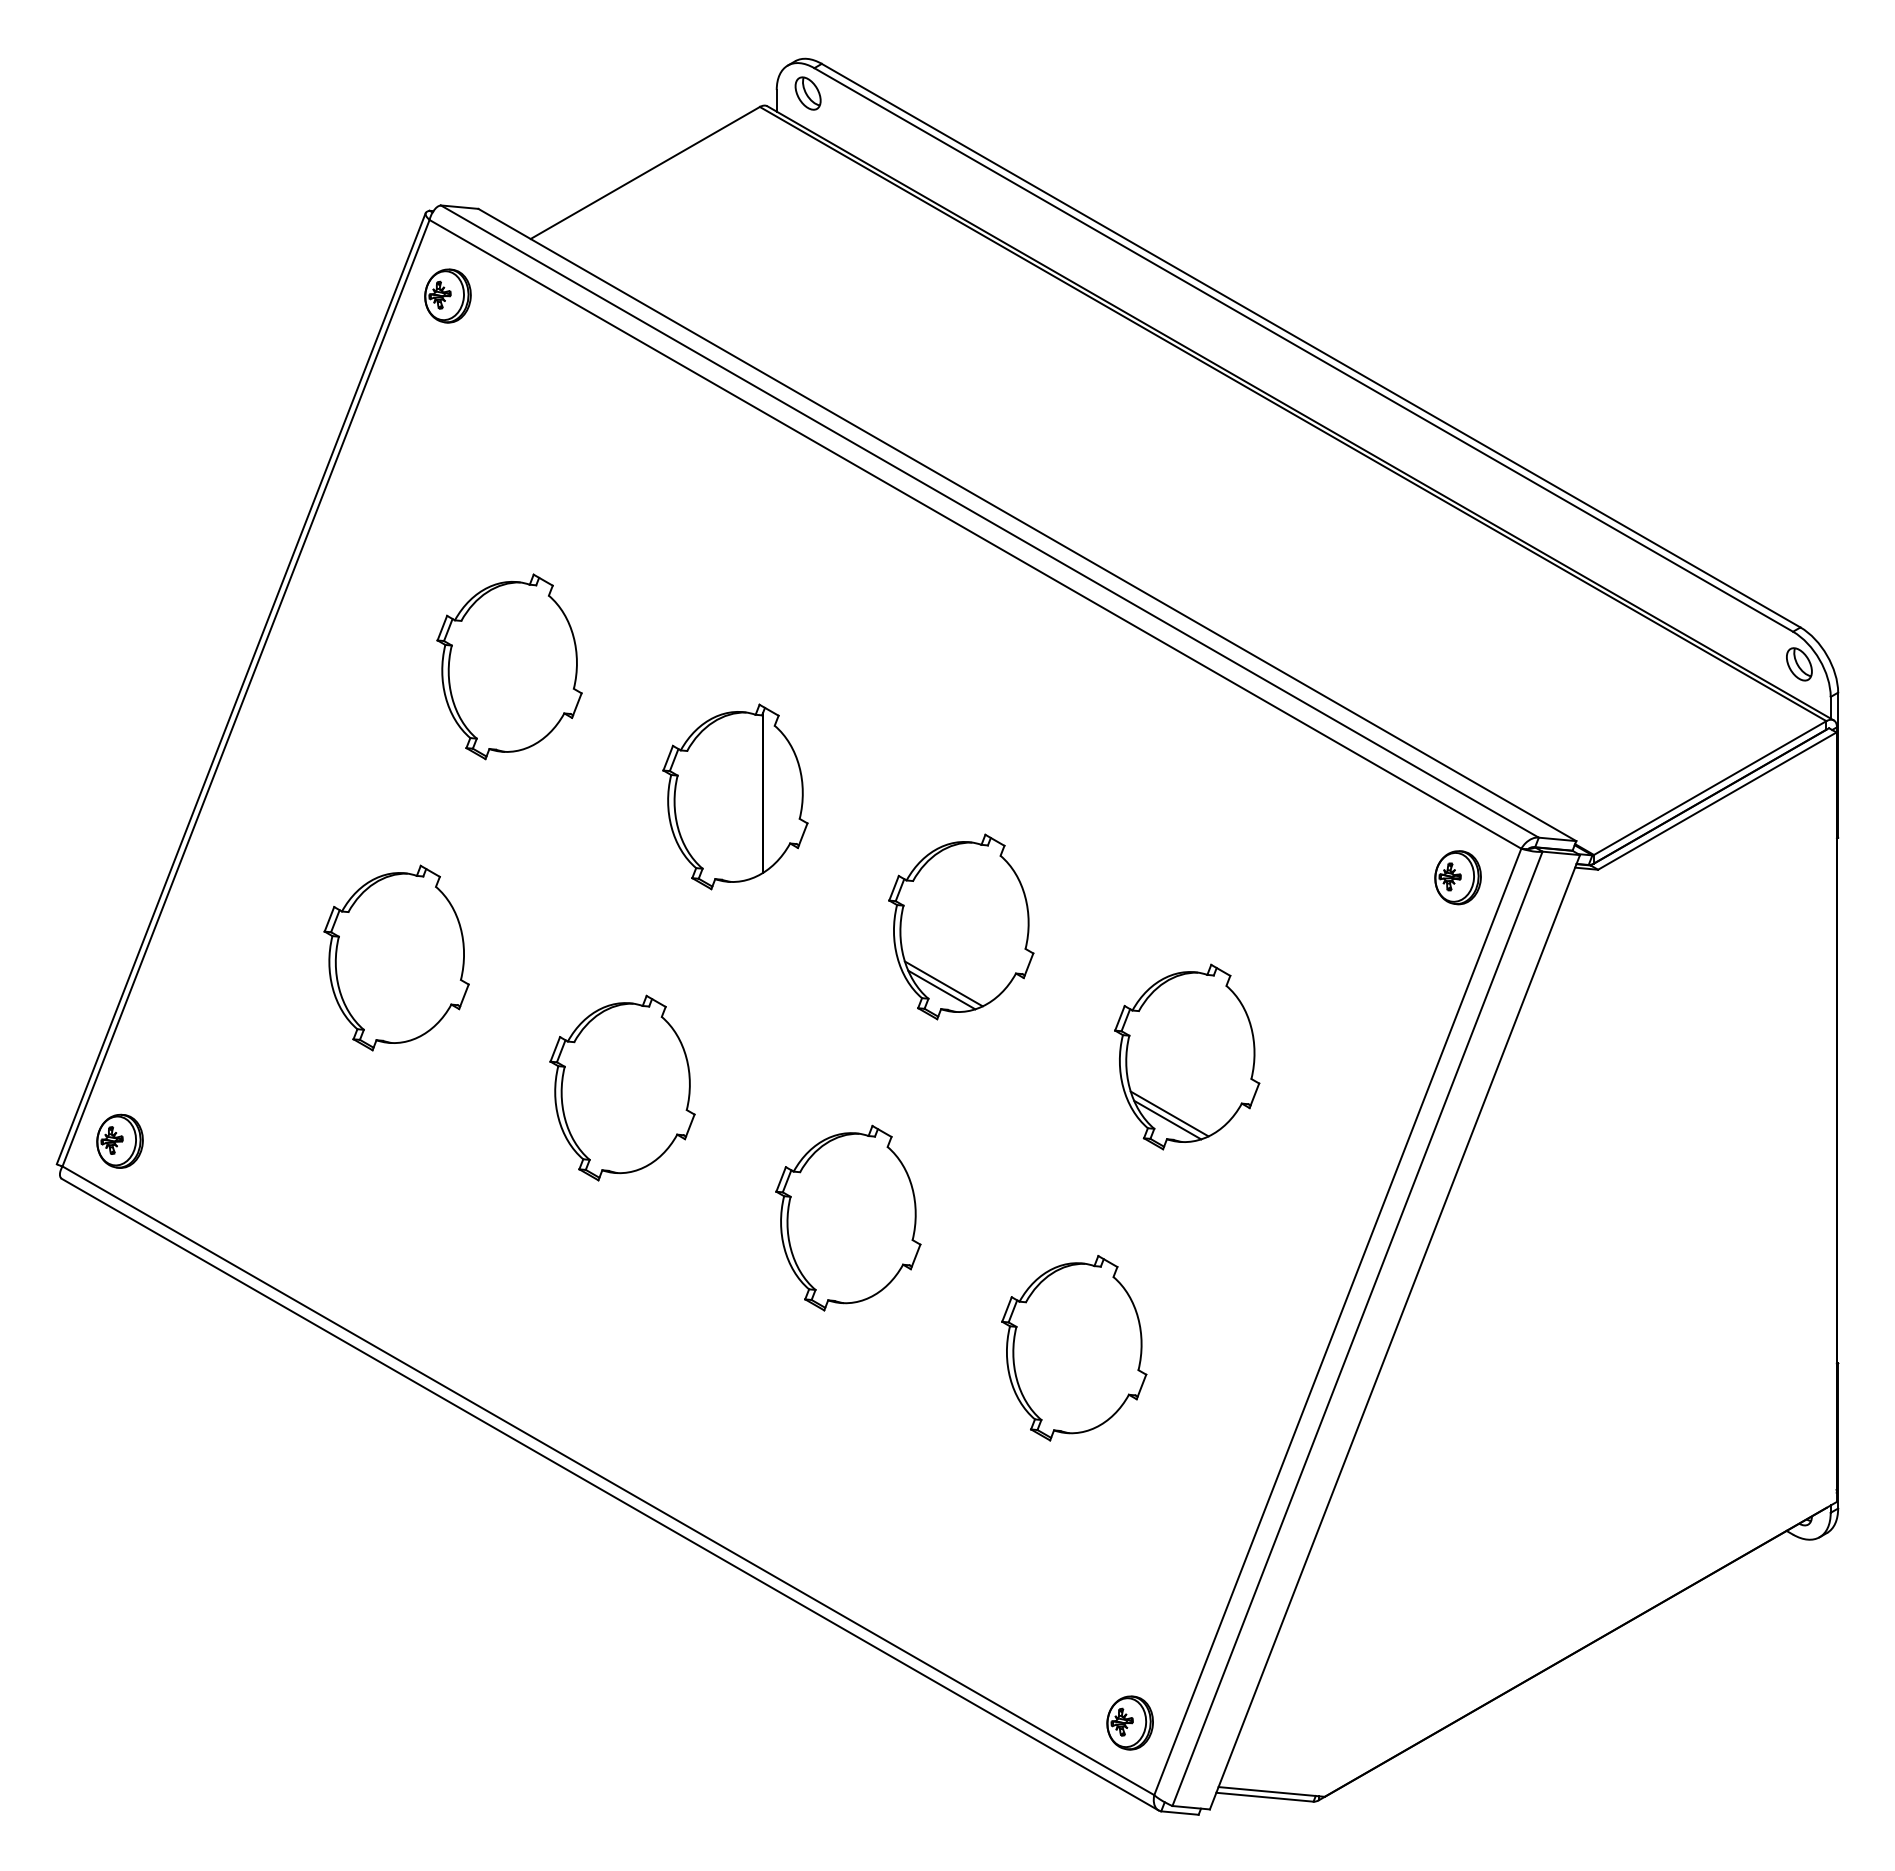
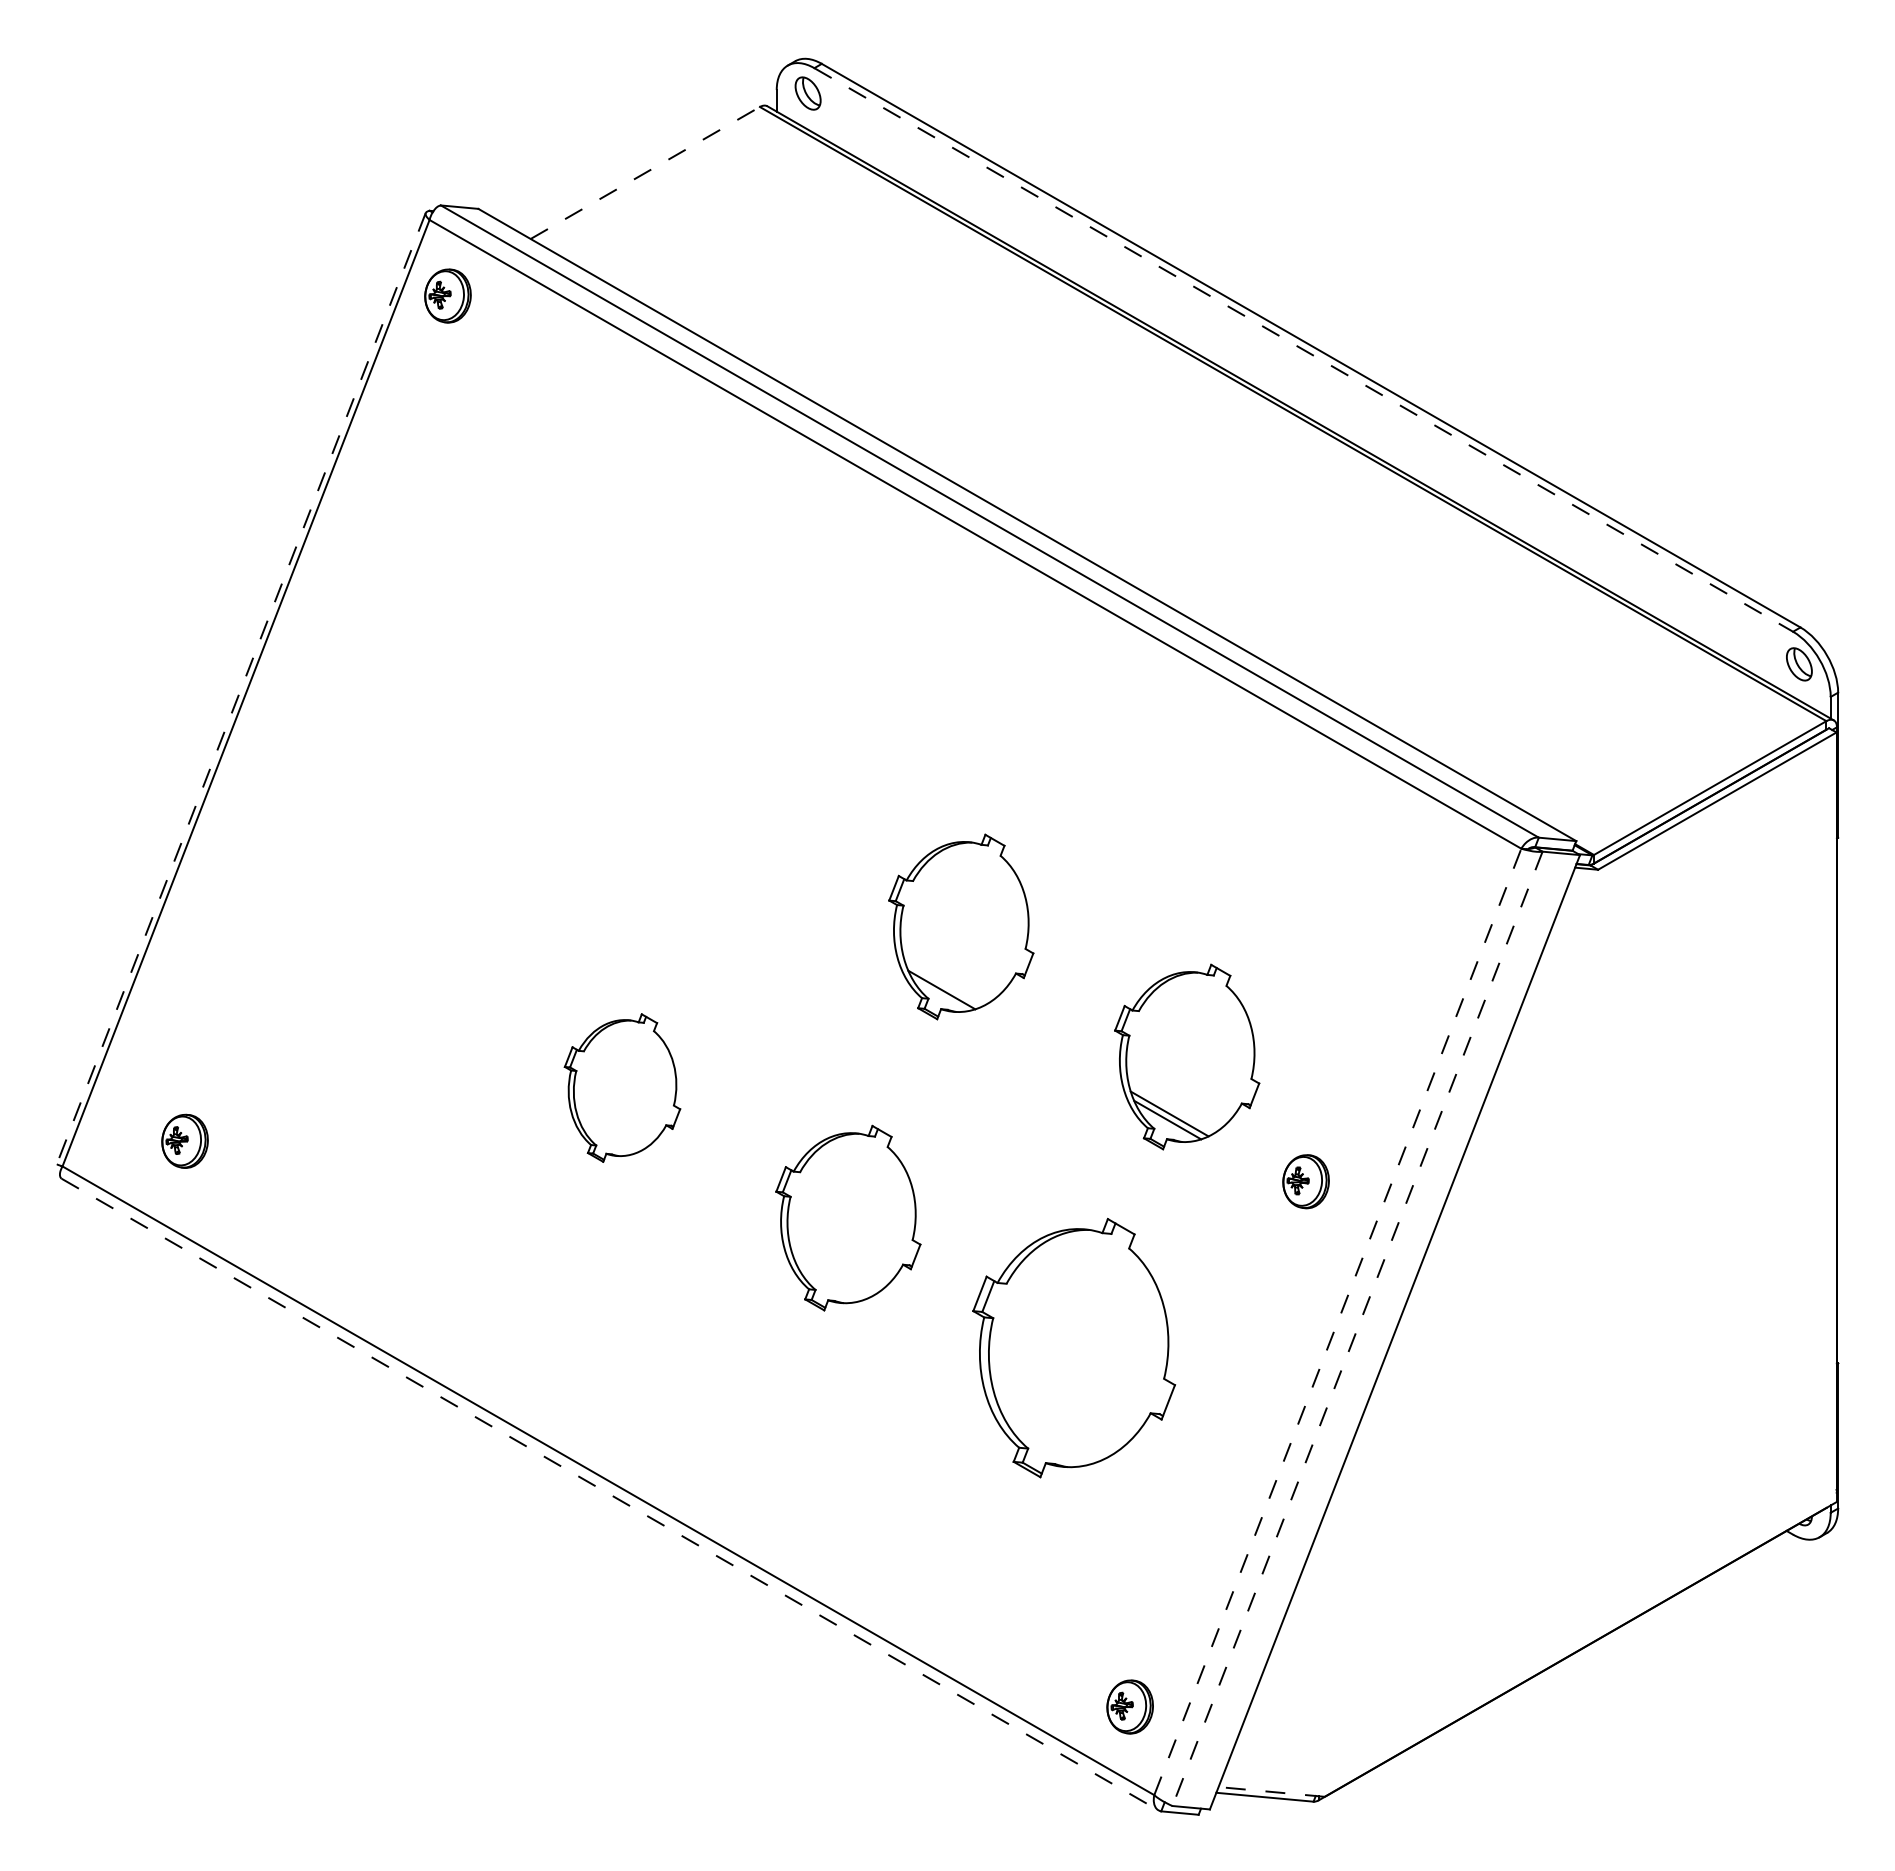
line: solid -> dashed (645, 172)
line: solid -> dashed (1303, 349)
part: present -> none (509, 666)
line: solid -> dashed (241, 689)
part: present -> none (735, 796)
part position: (1457, 877) -> (1305, 1181) (1305, 1181)
part: present -> none (396, 957)
line: present -> none (943, 983)
part size: 147x188 px -> 119x150 px (622, 1087)
part position: (119, 1140) -> (184, 1140) (184, 1140)
line: solid -> dashed (1337, 1321)
line: solid -> dashed (1357, 1328)
part size: 147x187 px -> 205x262 px (1074, 1347)
line: solid -> dashed (610, 1494)
part position: (1129, 1722) -> (1129, 1706) (1129, 1706)
line: solid -> dashed (1271, 1791)
